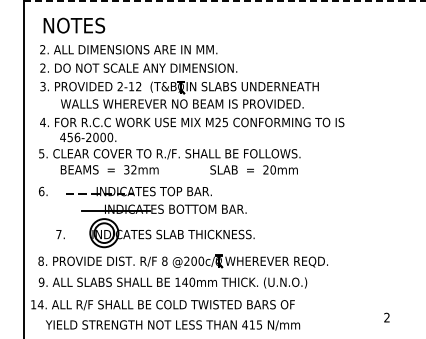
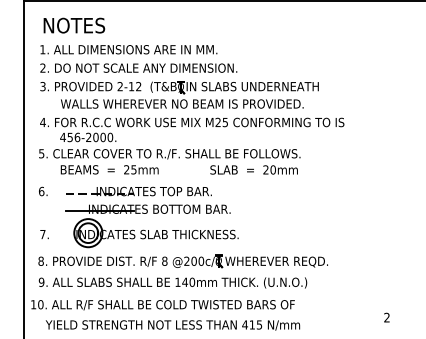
line: dashed -> solid (224, 0)
text: 2. -> 1. (42, 49)
text: 32mm -> 25mm (130, 169)
part position: (155, 226) -> (139, 226) (139, 226)
text: 14. -> 10. (40, 304)
